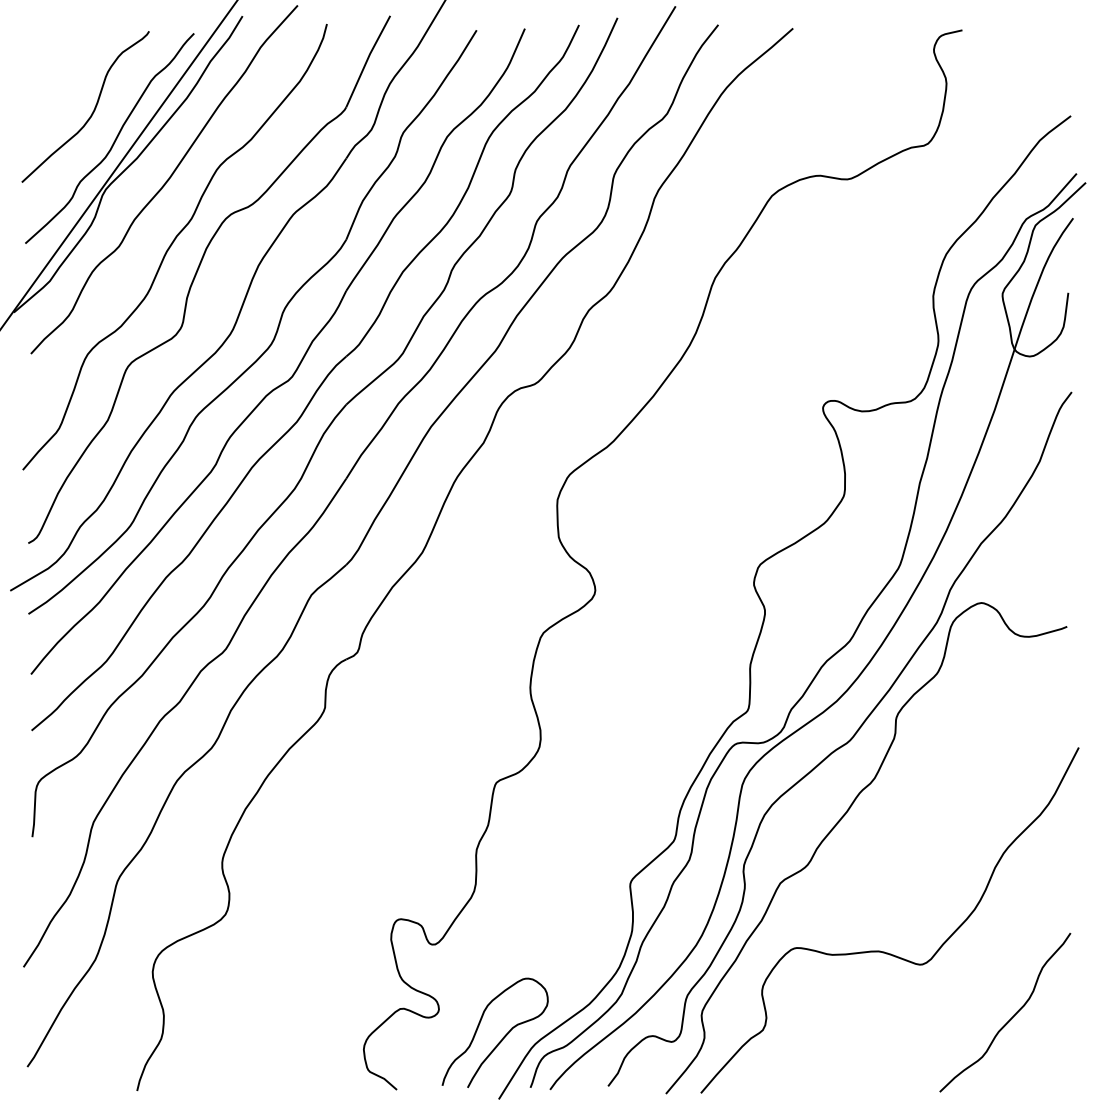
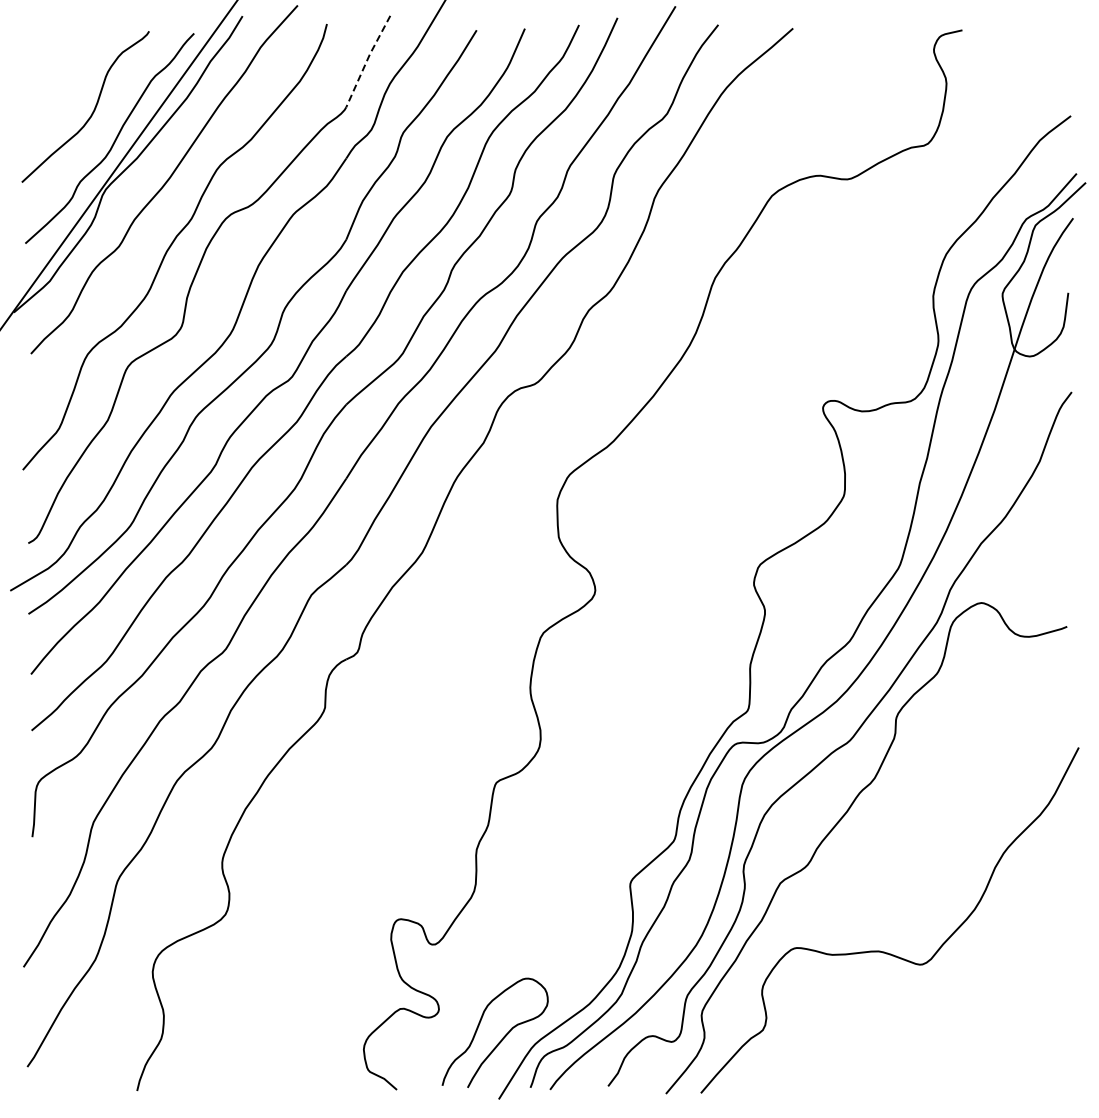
line: solid -> dashed (367, 60)
curve: present -> none (1011, 1017)
